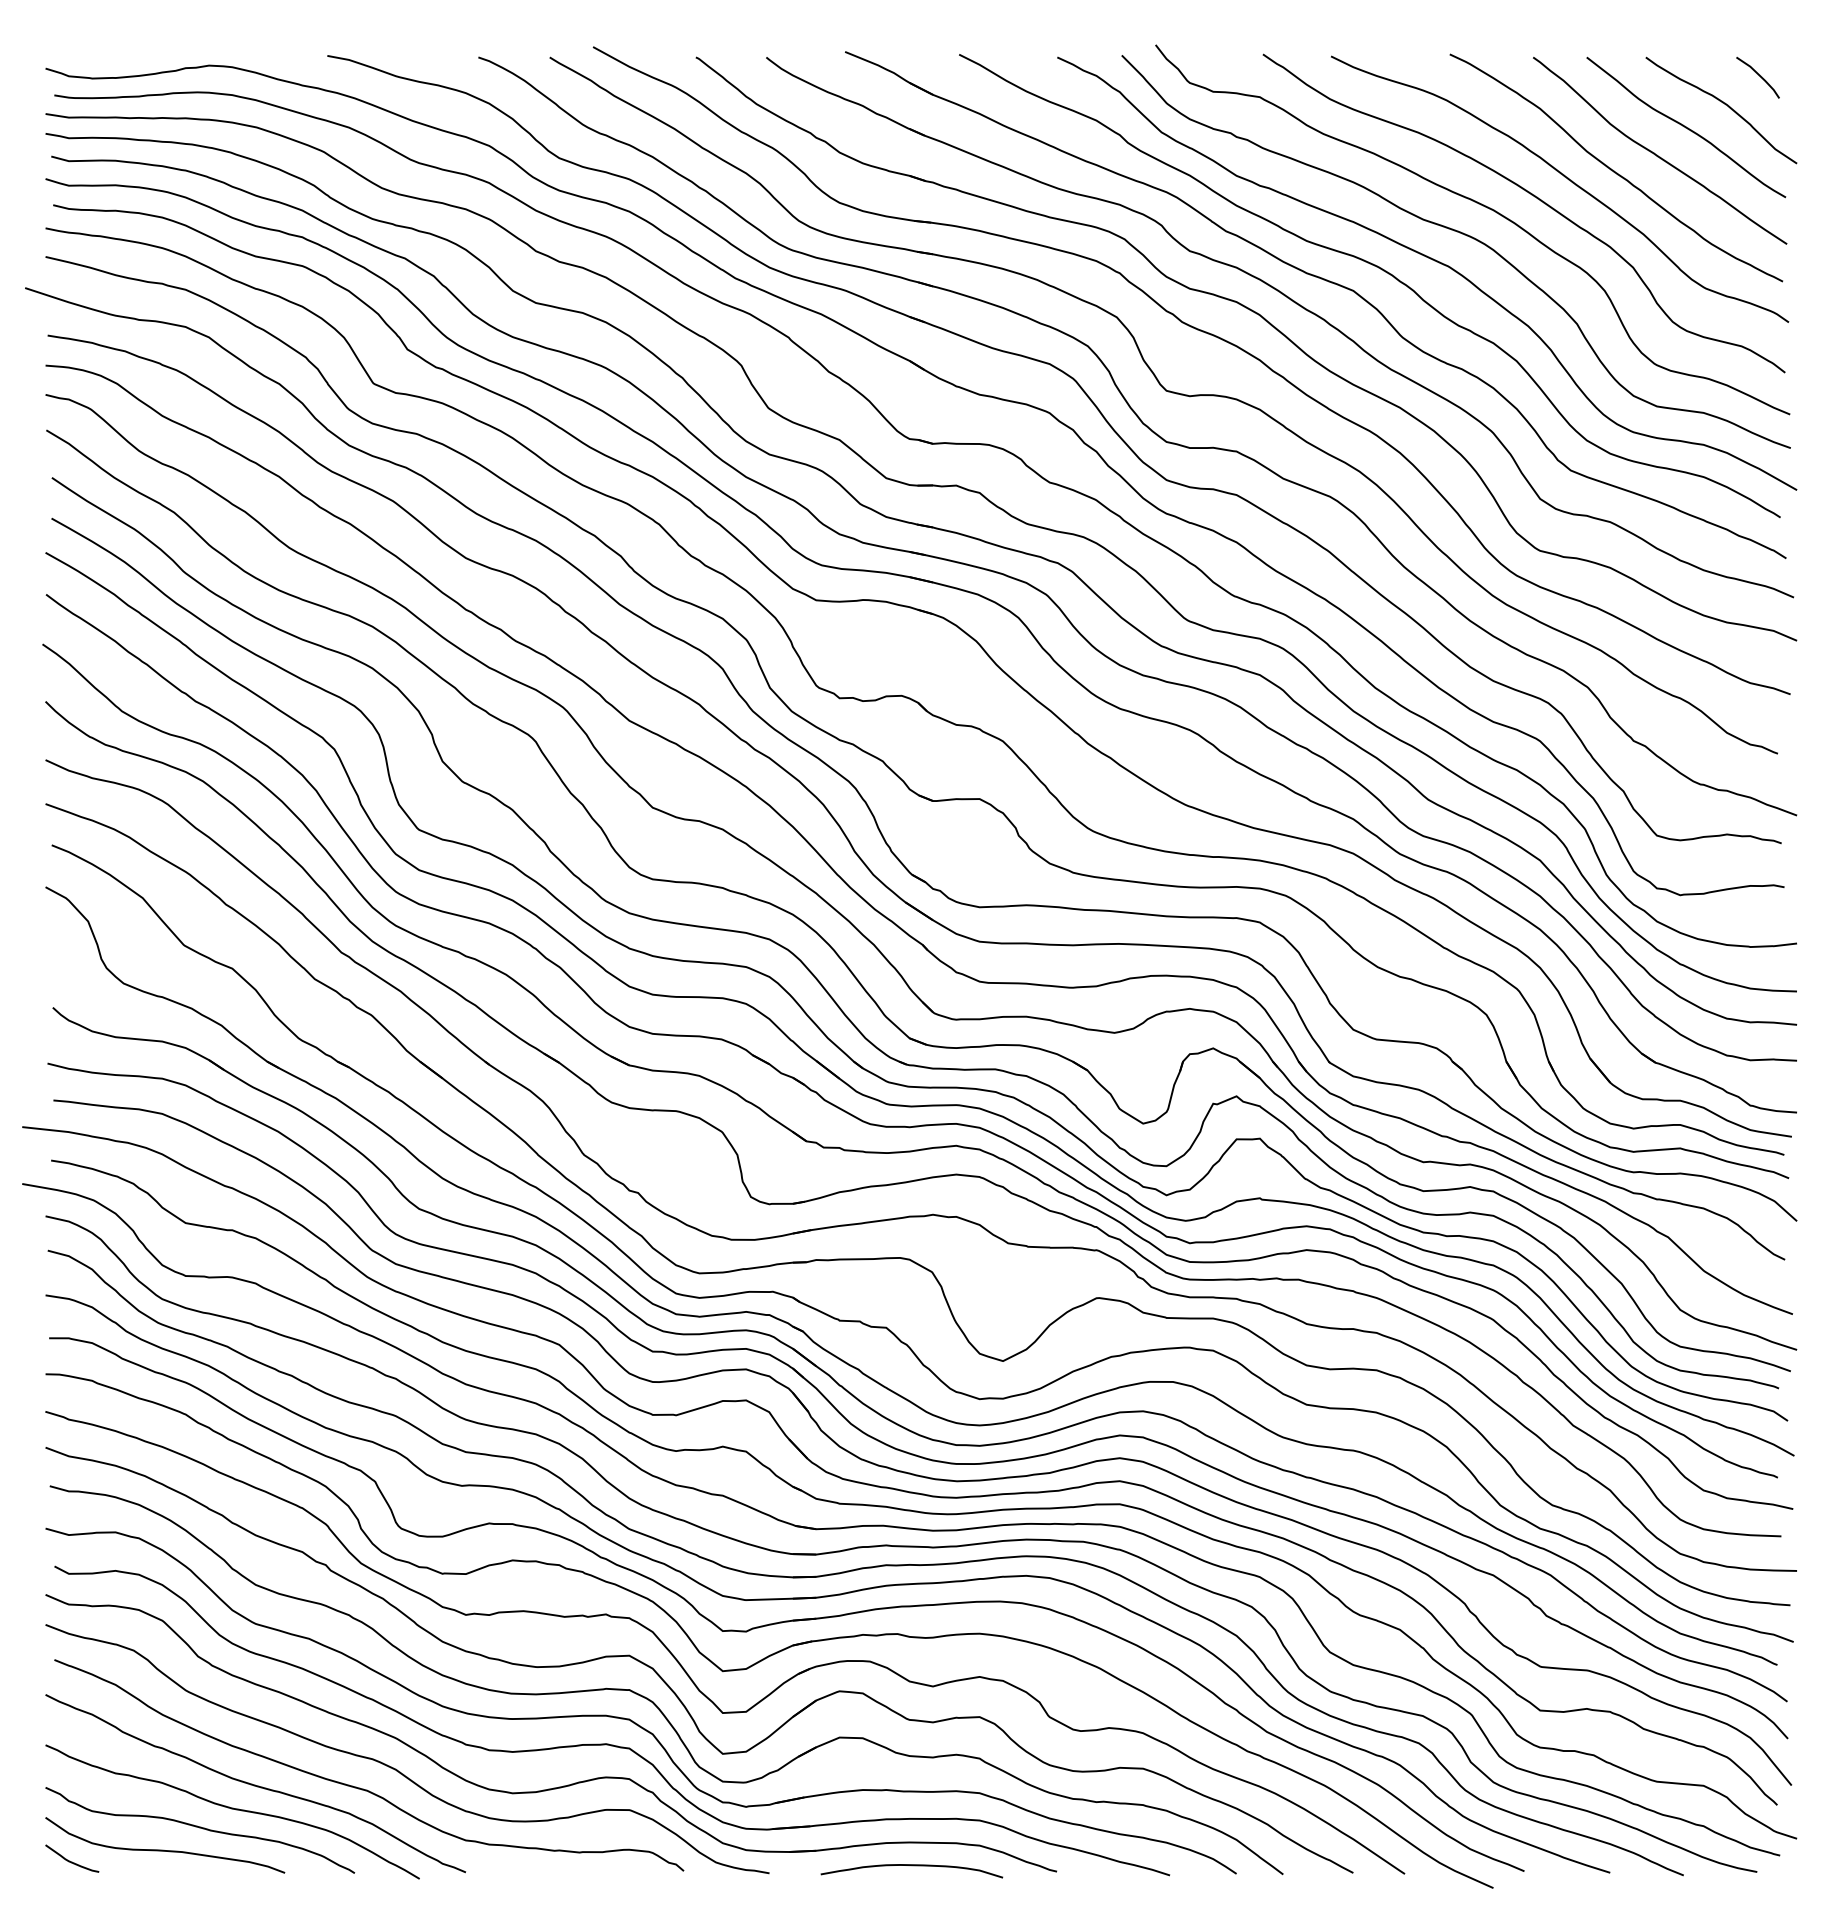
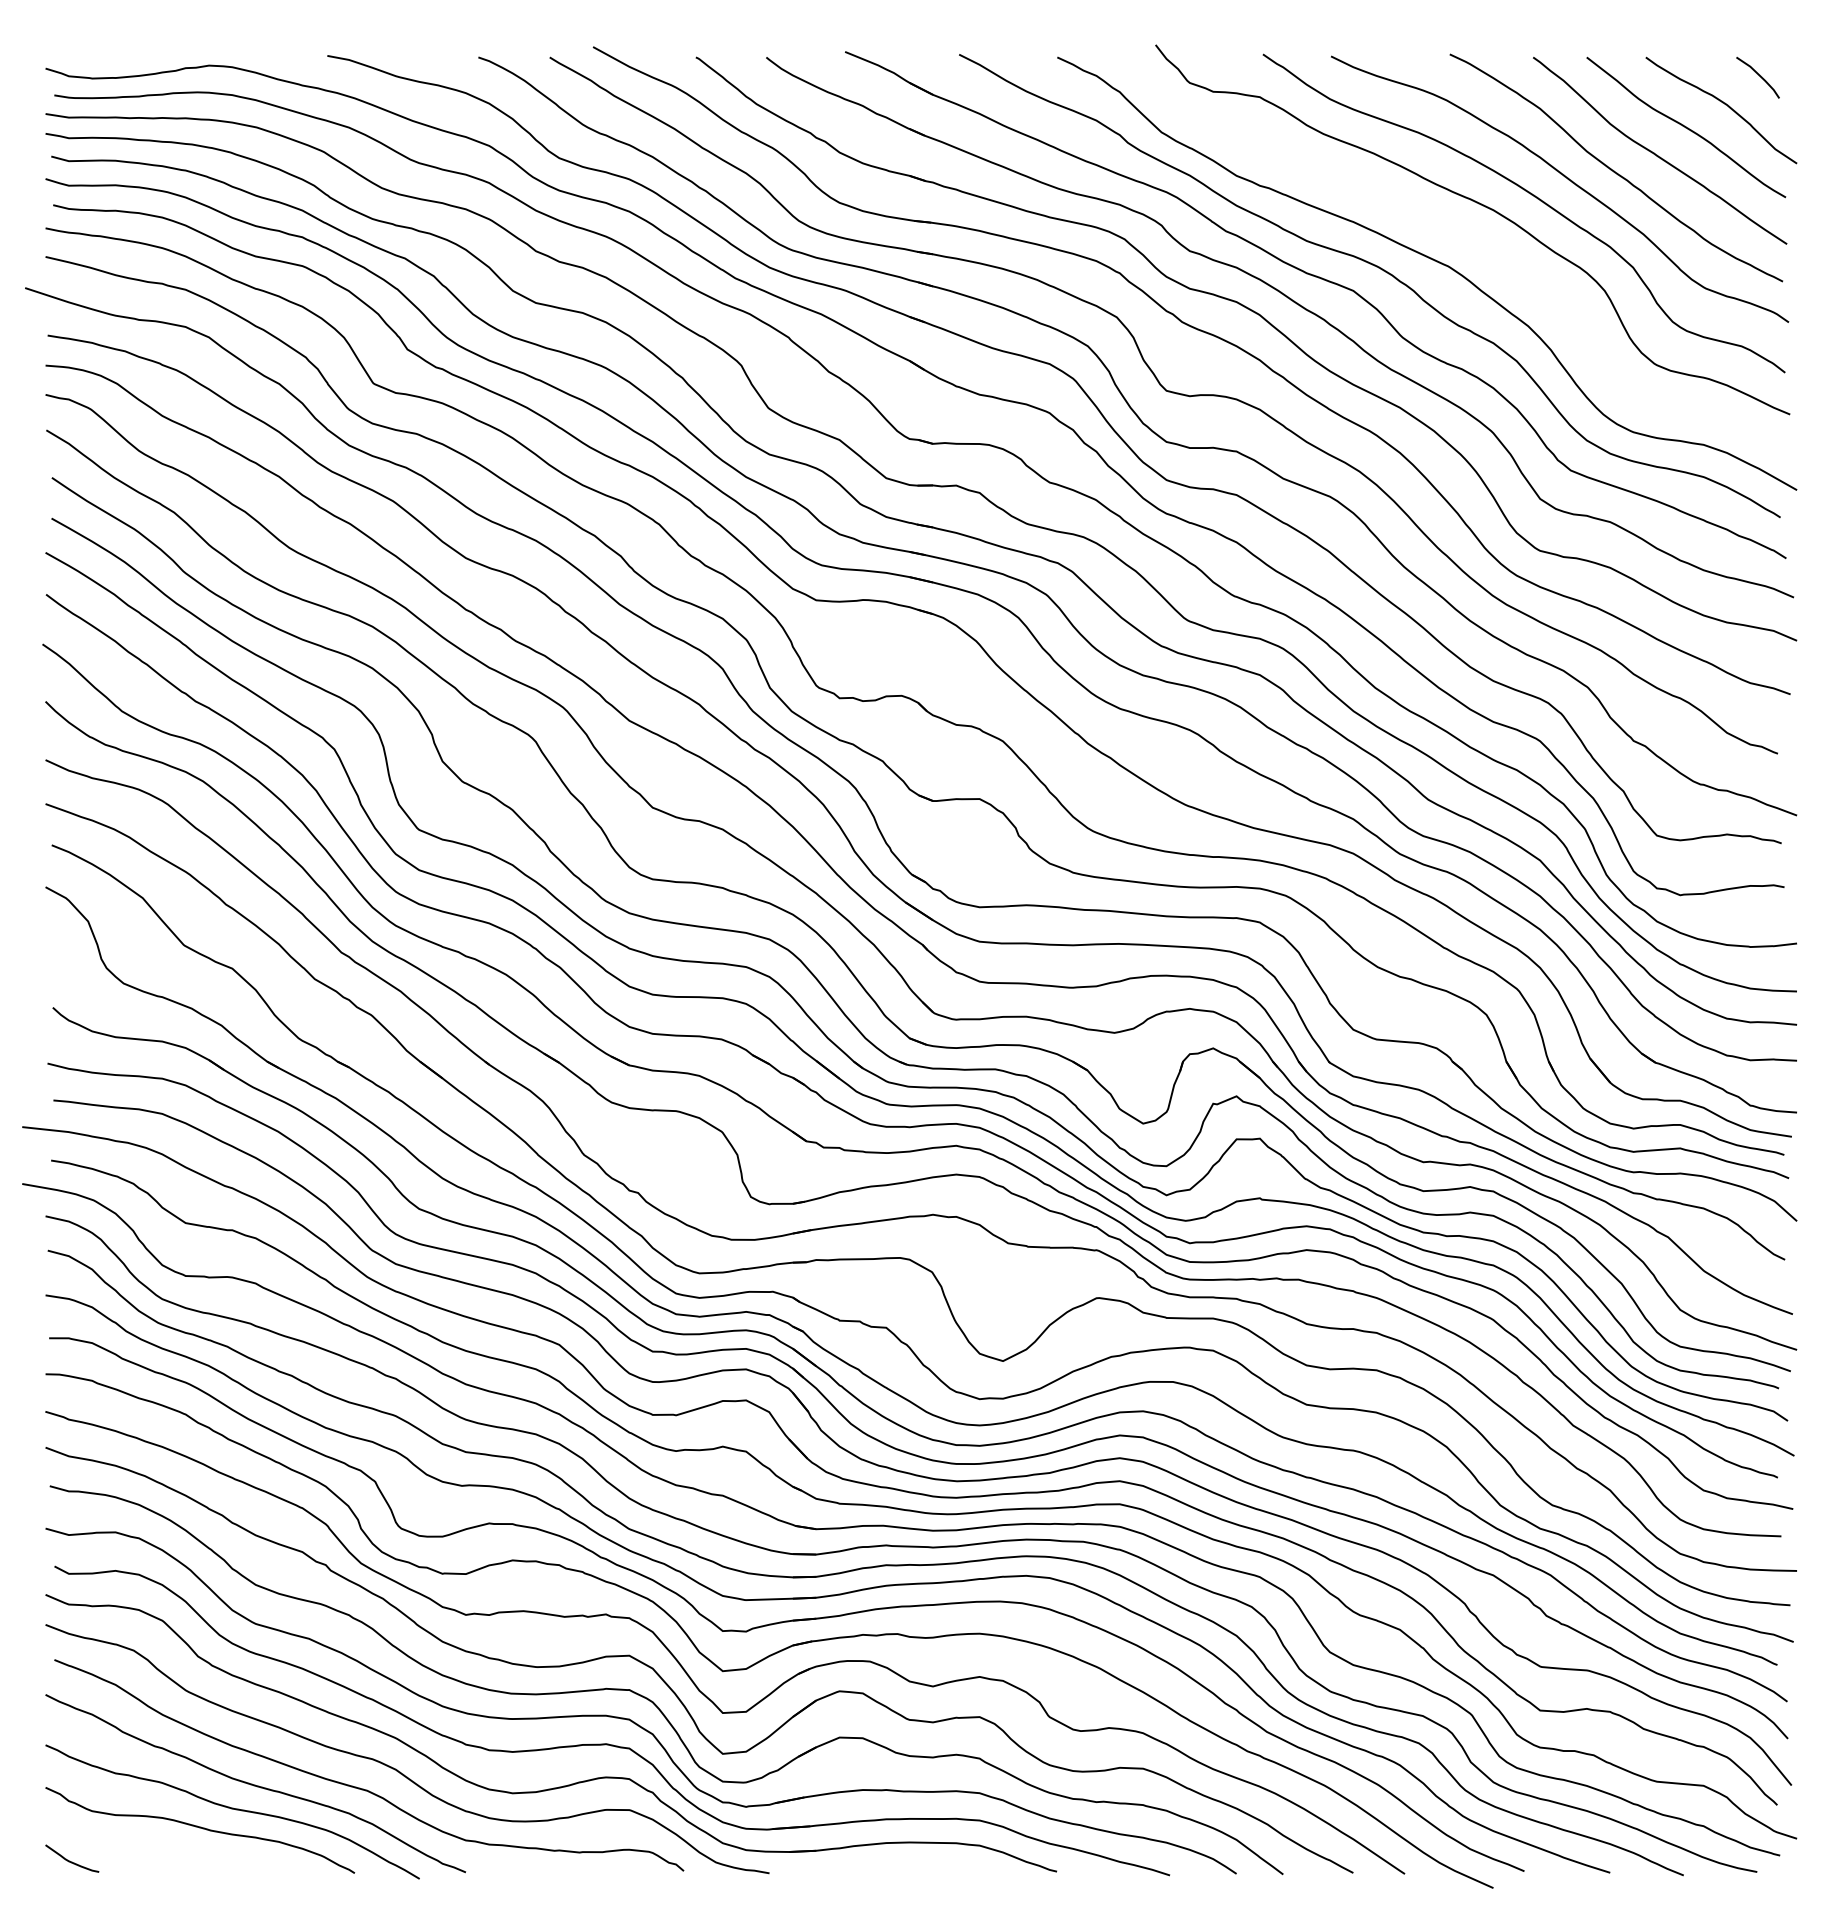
curve: present -> none (1464, 235)
curve: present -> none (163, 1849)
curve: present -> none (911, 1866)
